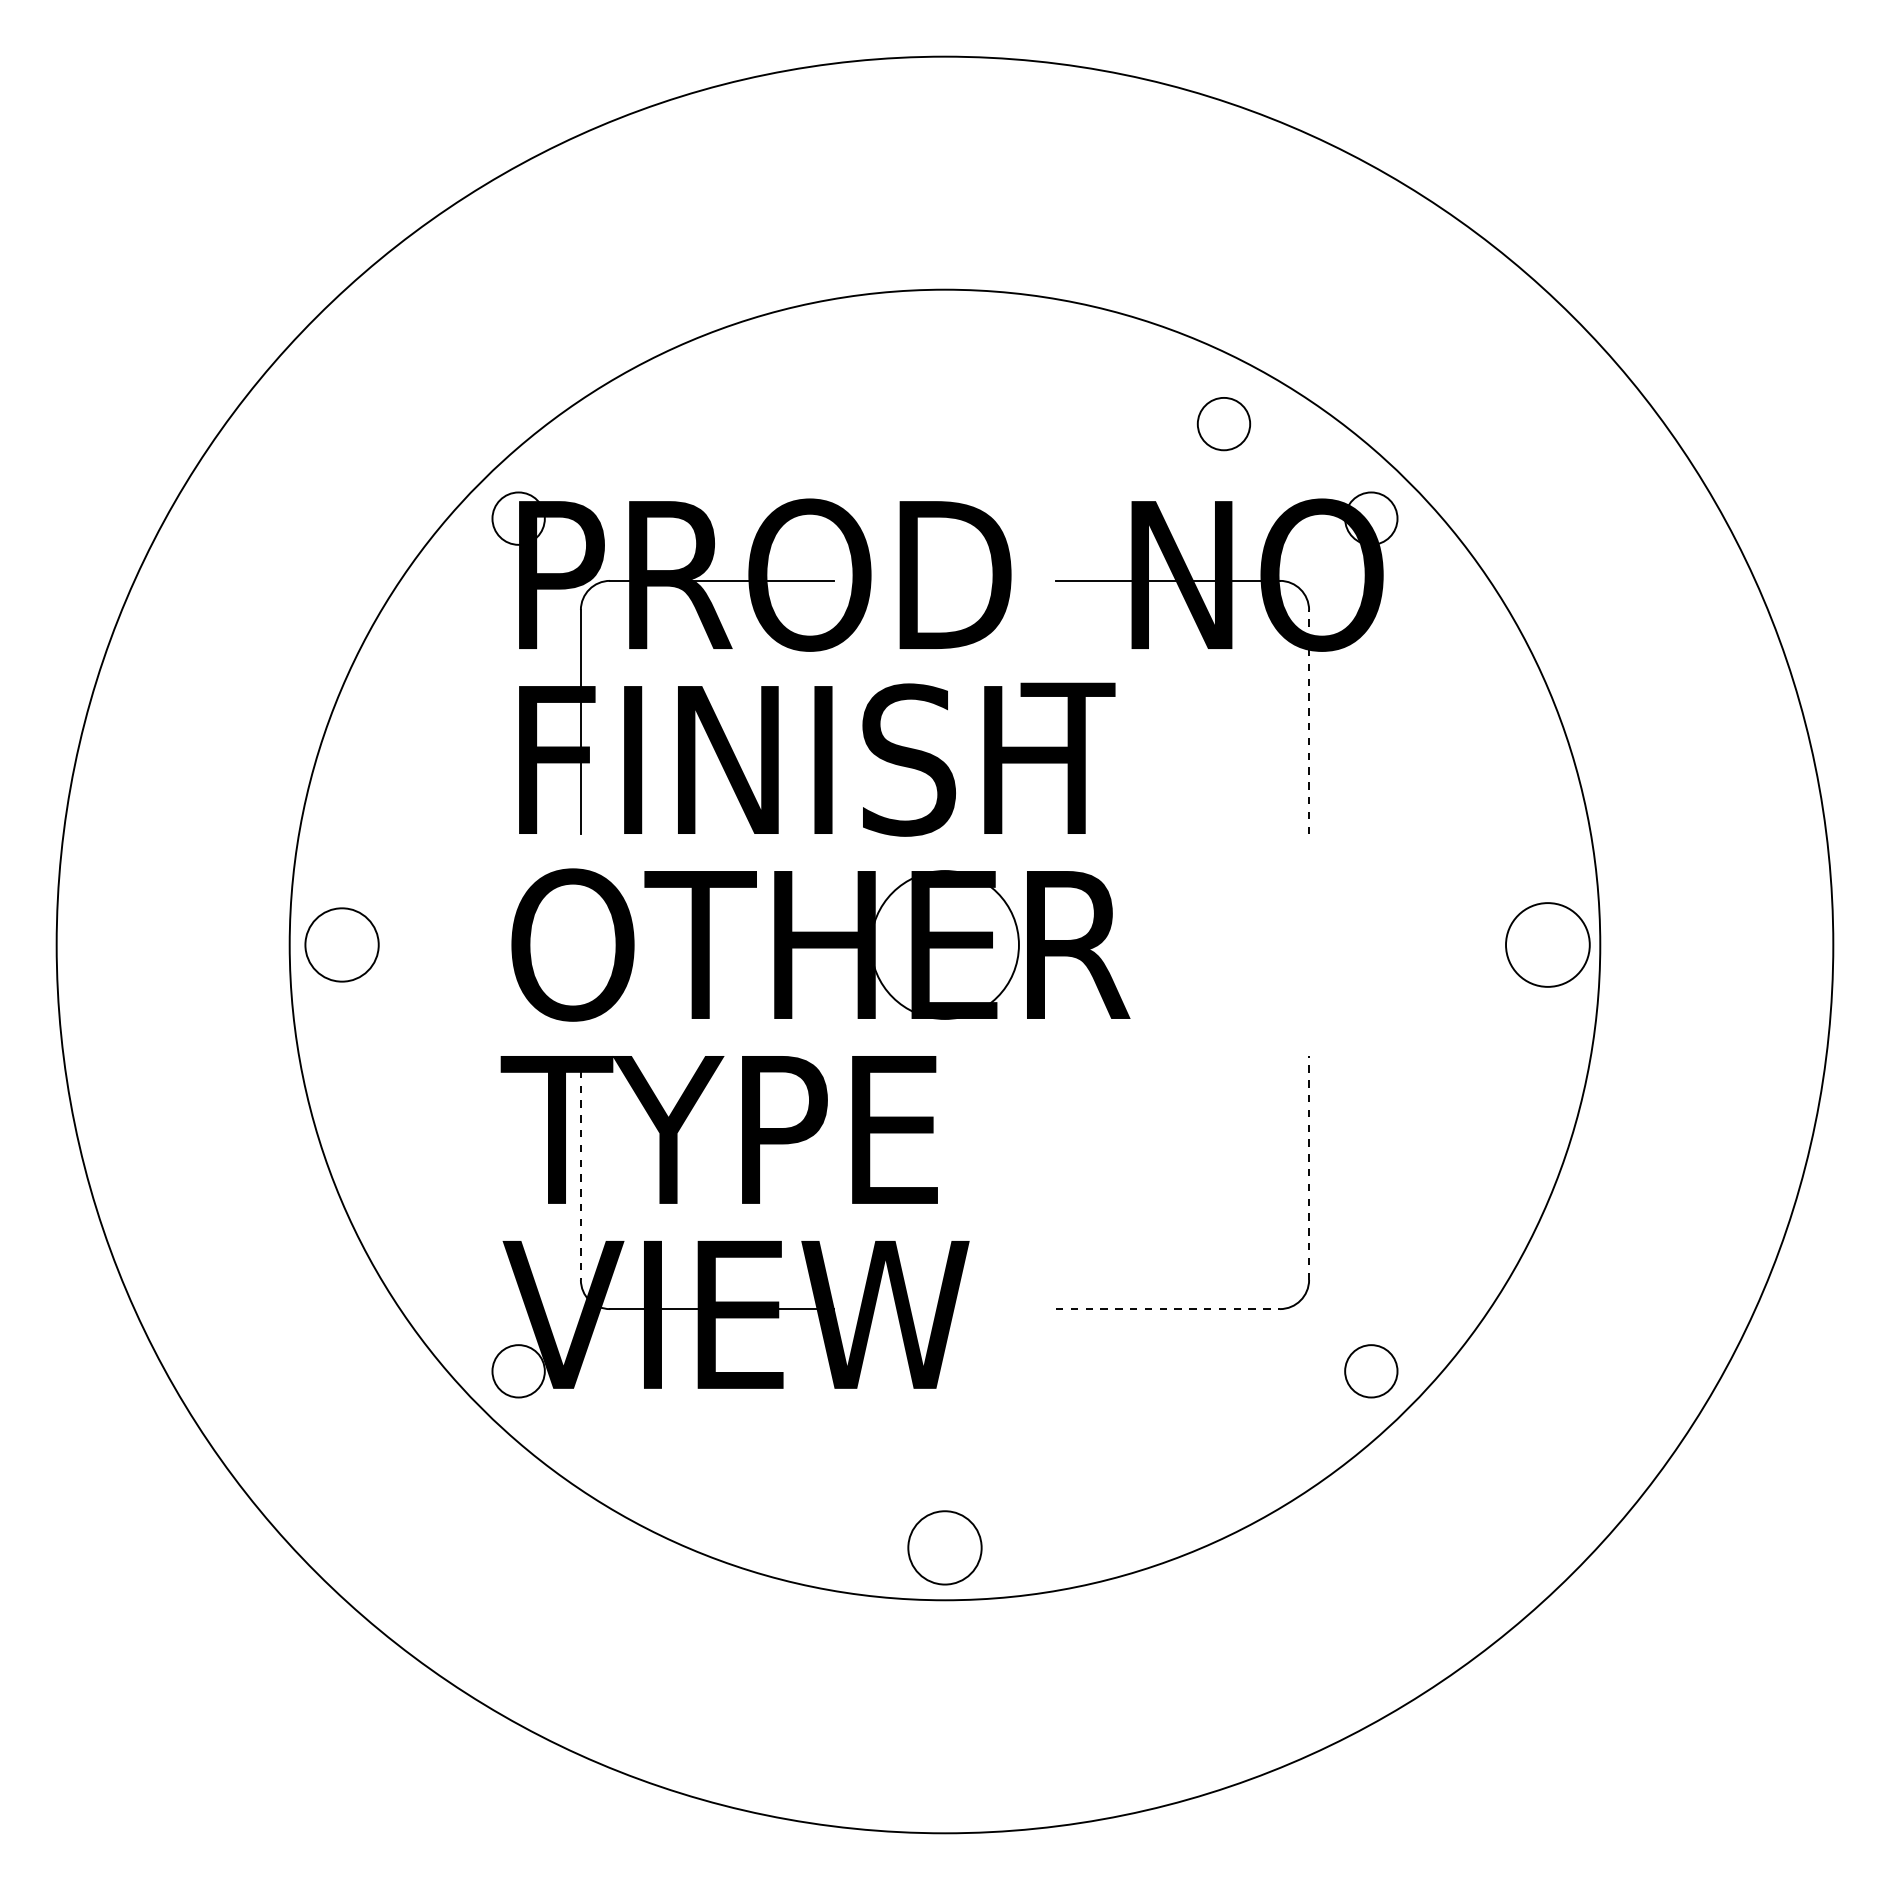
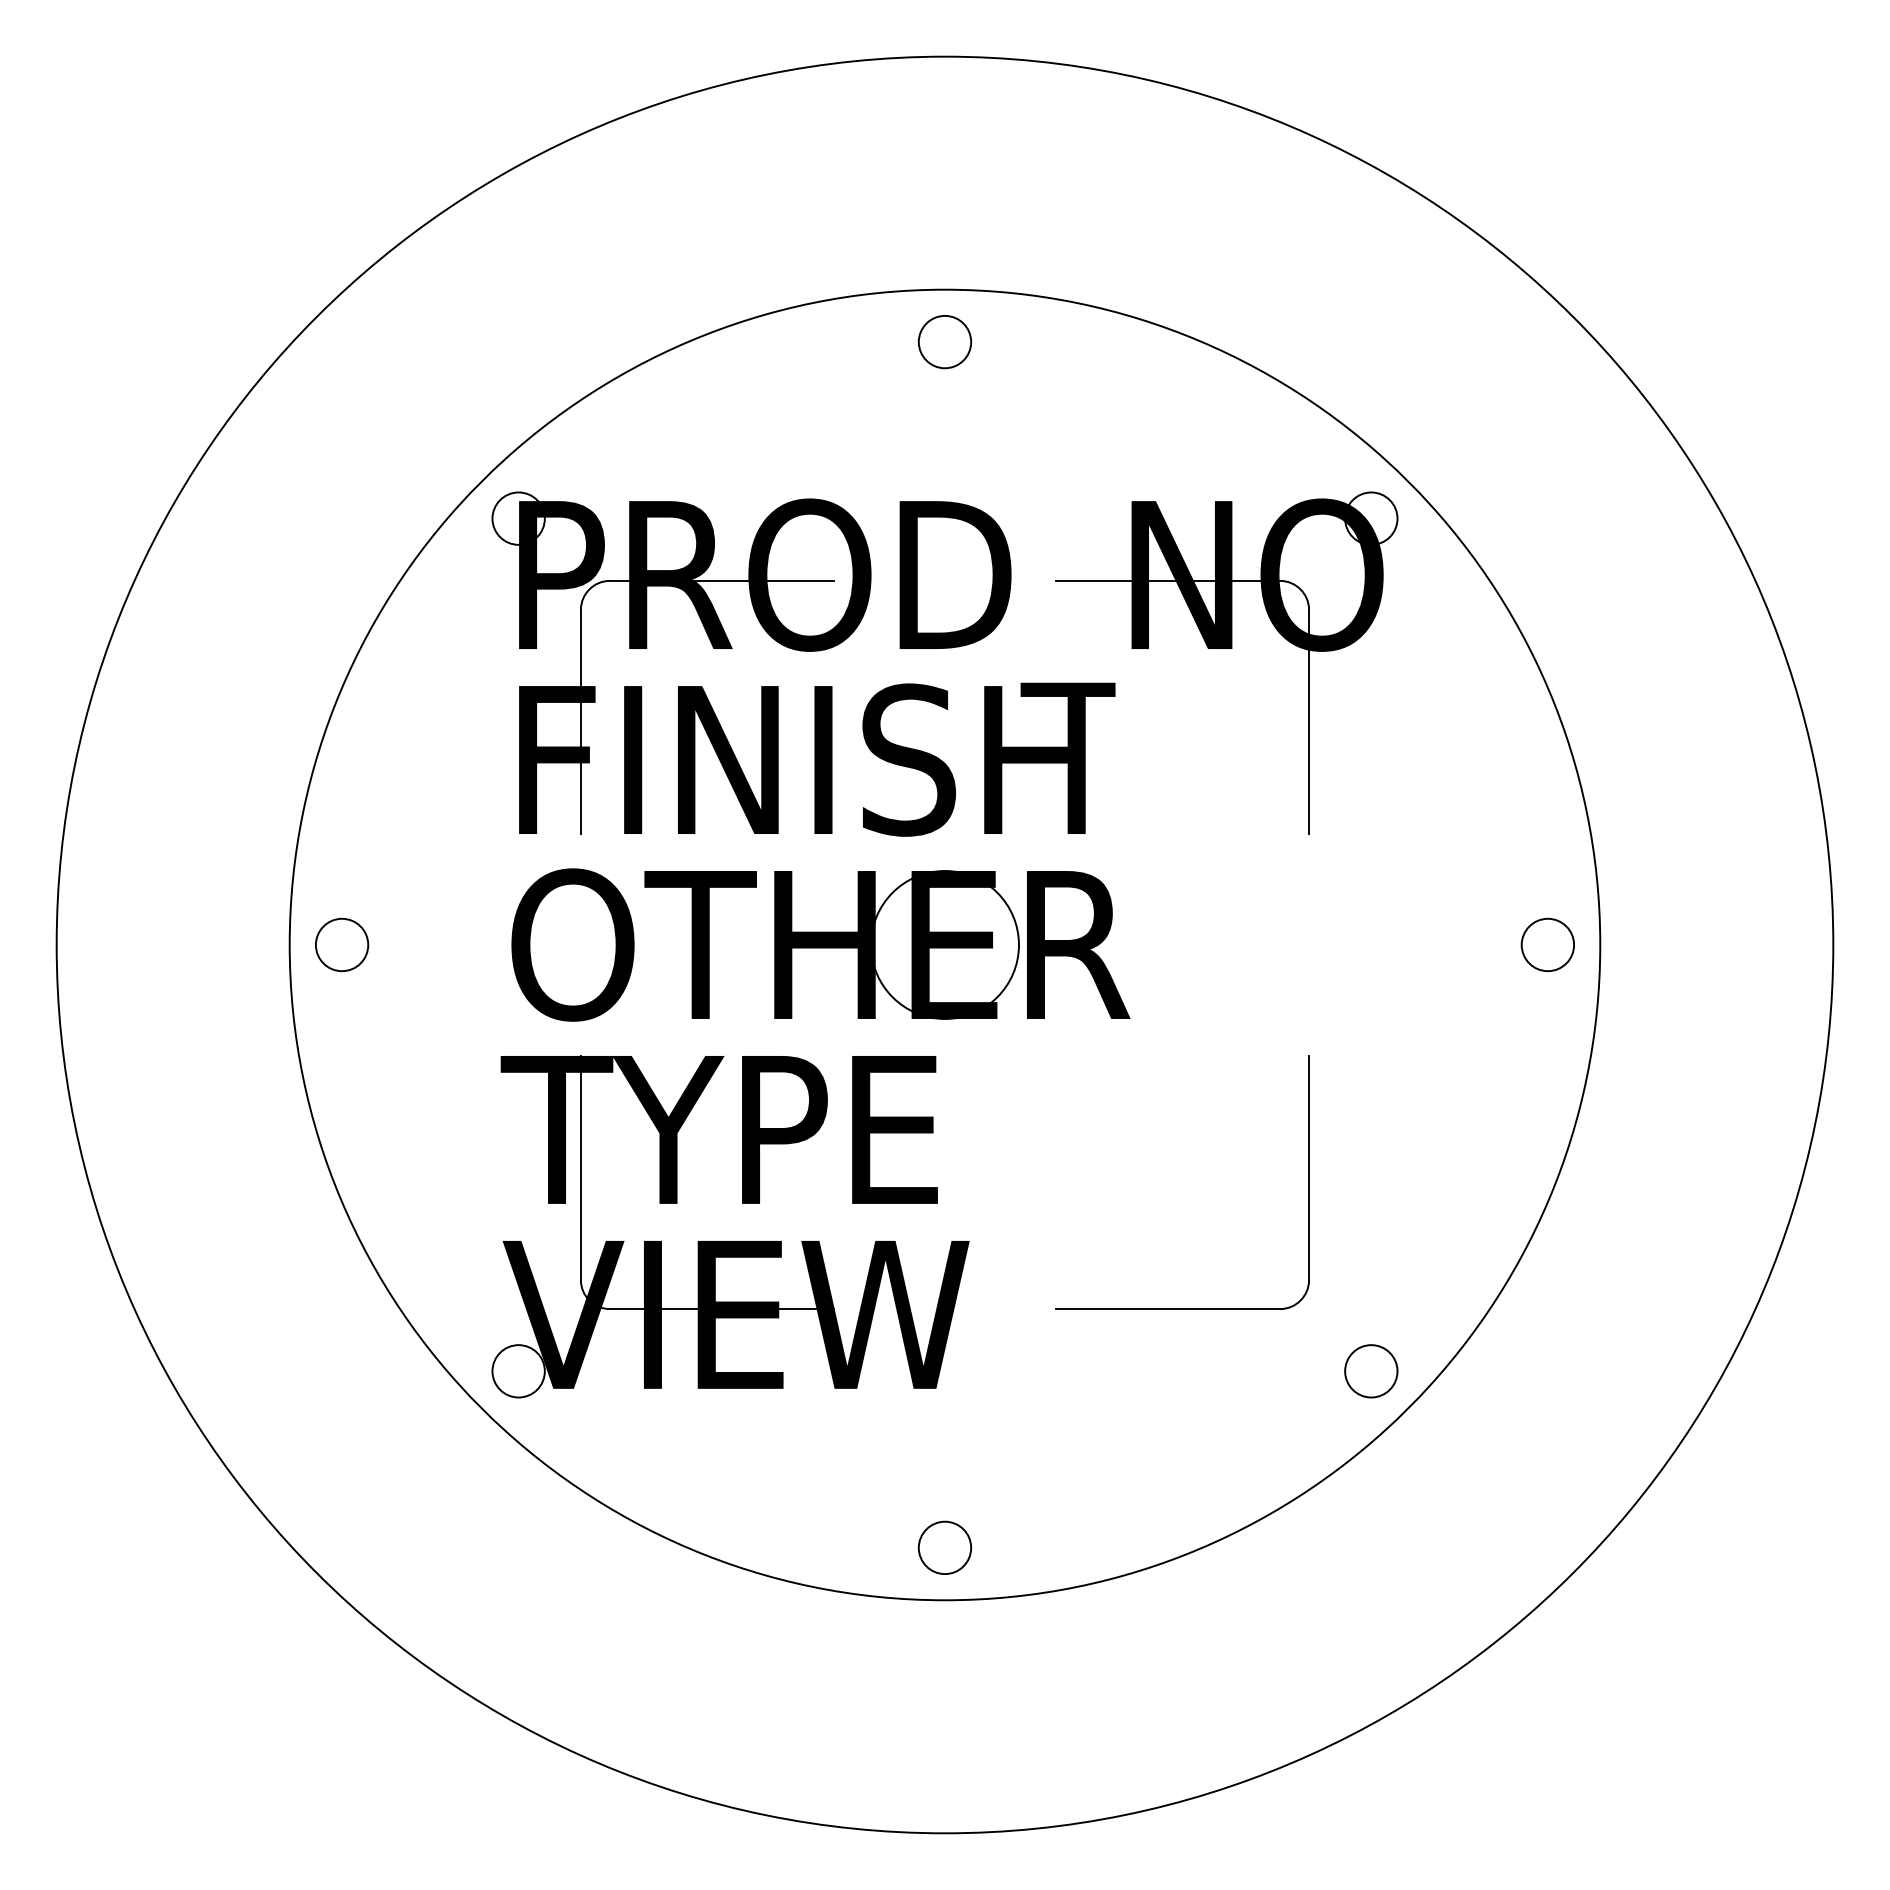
circle position: (1223, 424) -> (944, 342) (944, 342)
line: dashed -> solid (1309, 721)
circle diameter: 73 px -> 52 px (341, 944)
circle diameter: 84 px -> 52 px (1547, 944)
line: dashed -> solid (1309, 1167)
line: dashed -> solid (580, 1168)
line: dashed -> solid (1168, 1309)
circle diameter: 73 px -> 52 px (944, 1547)
